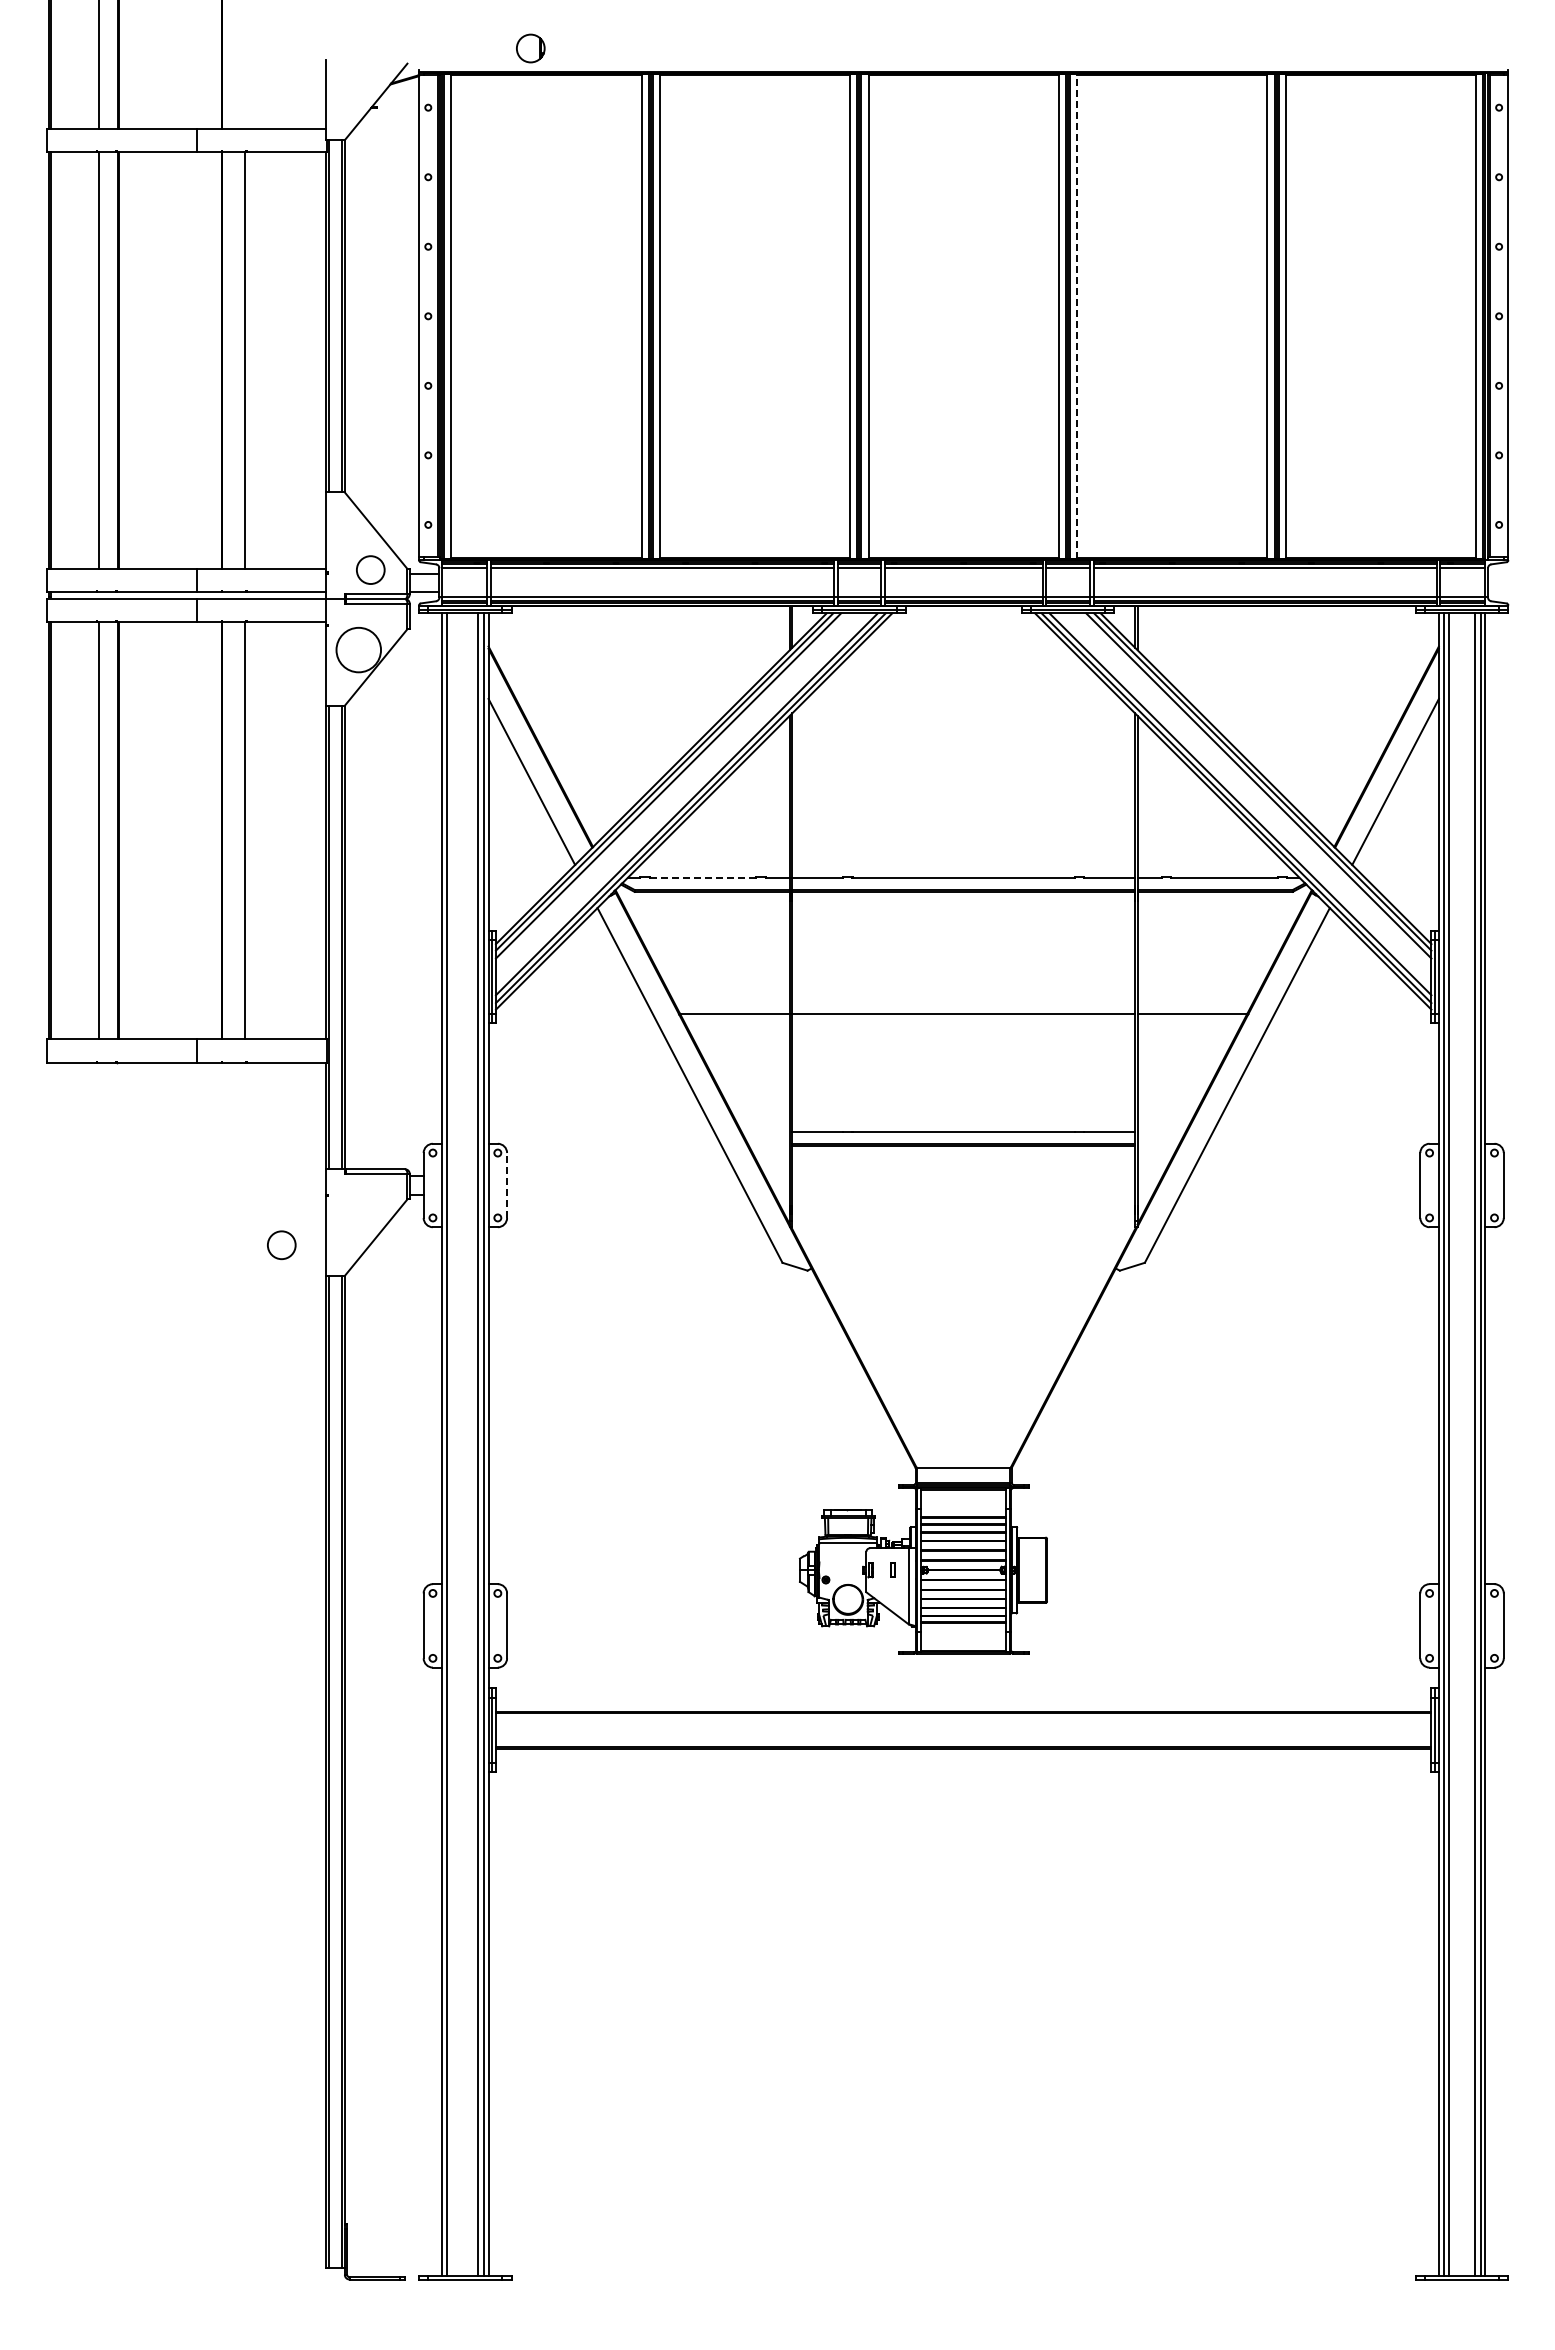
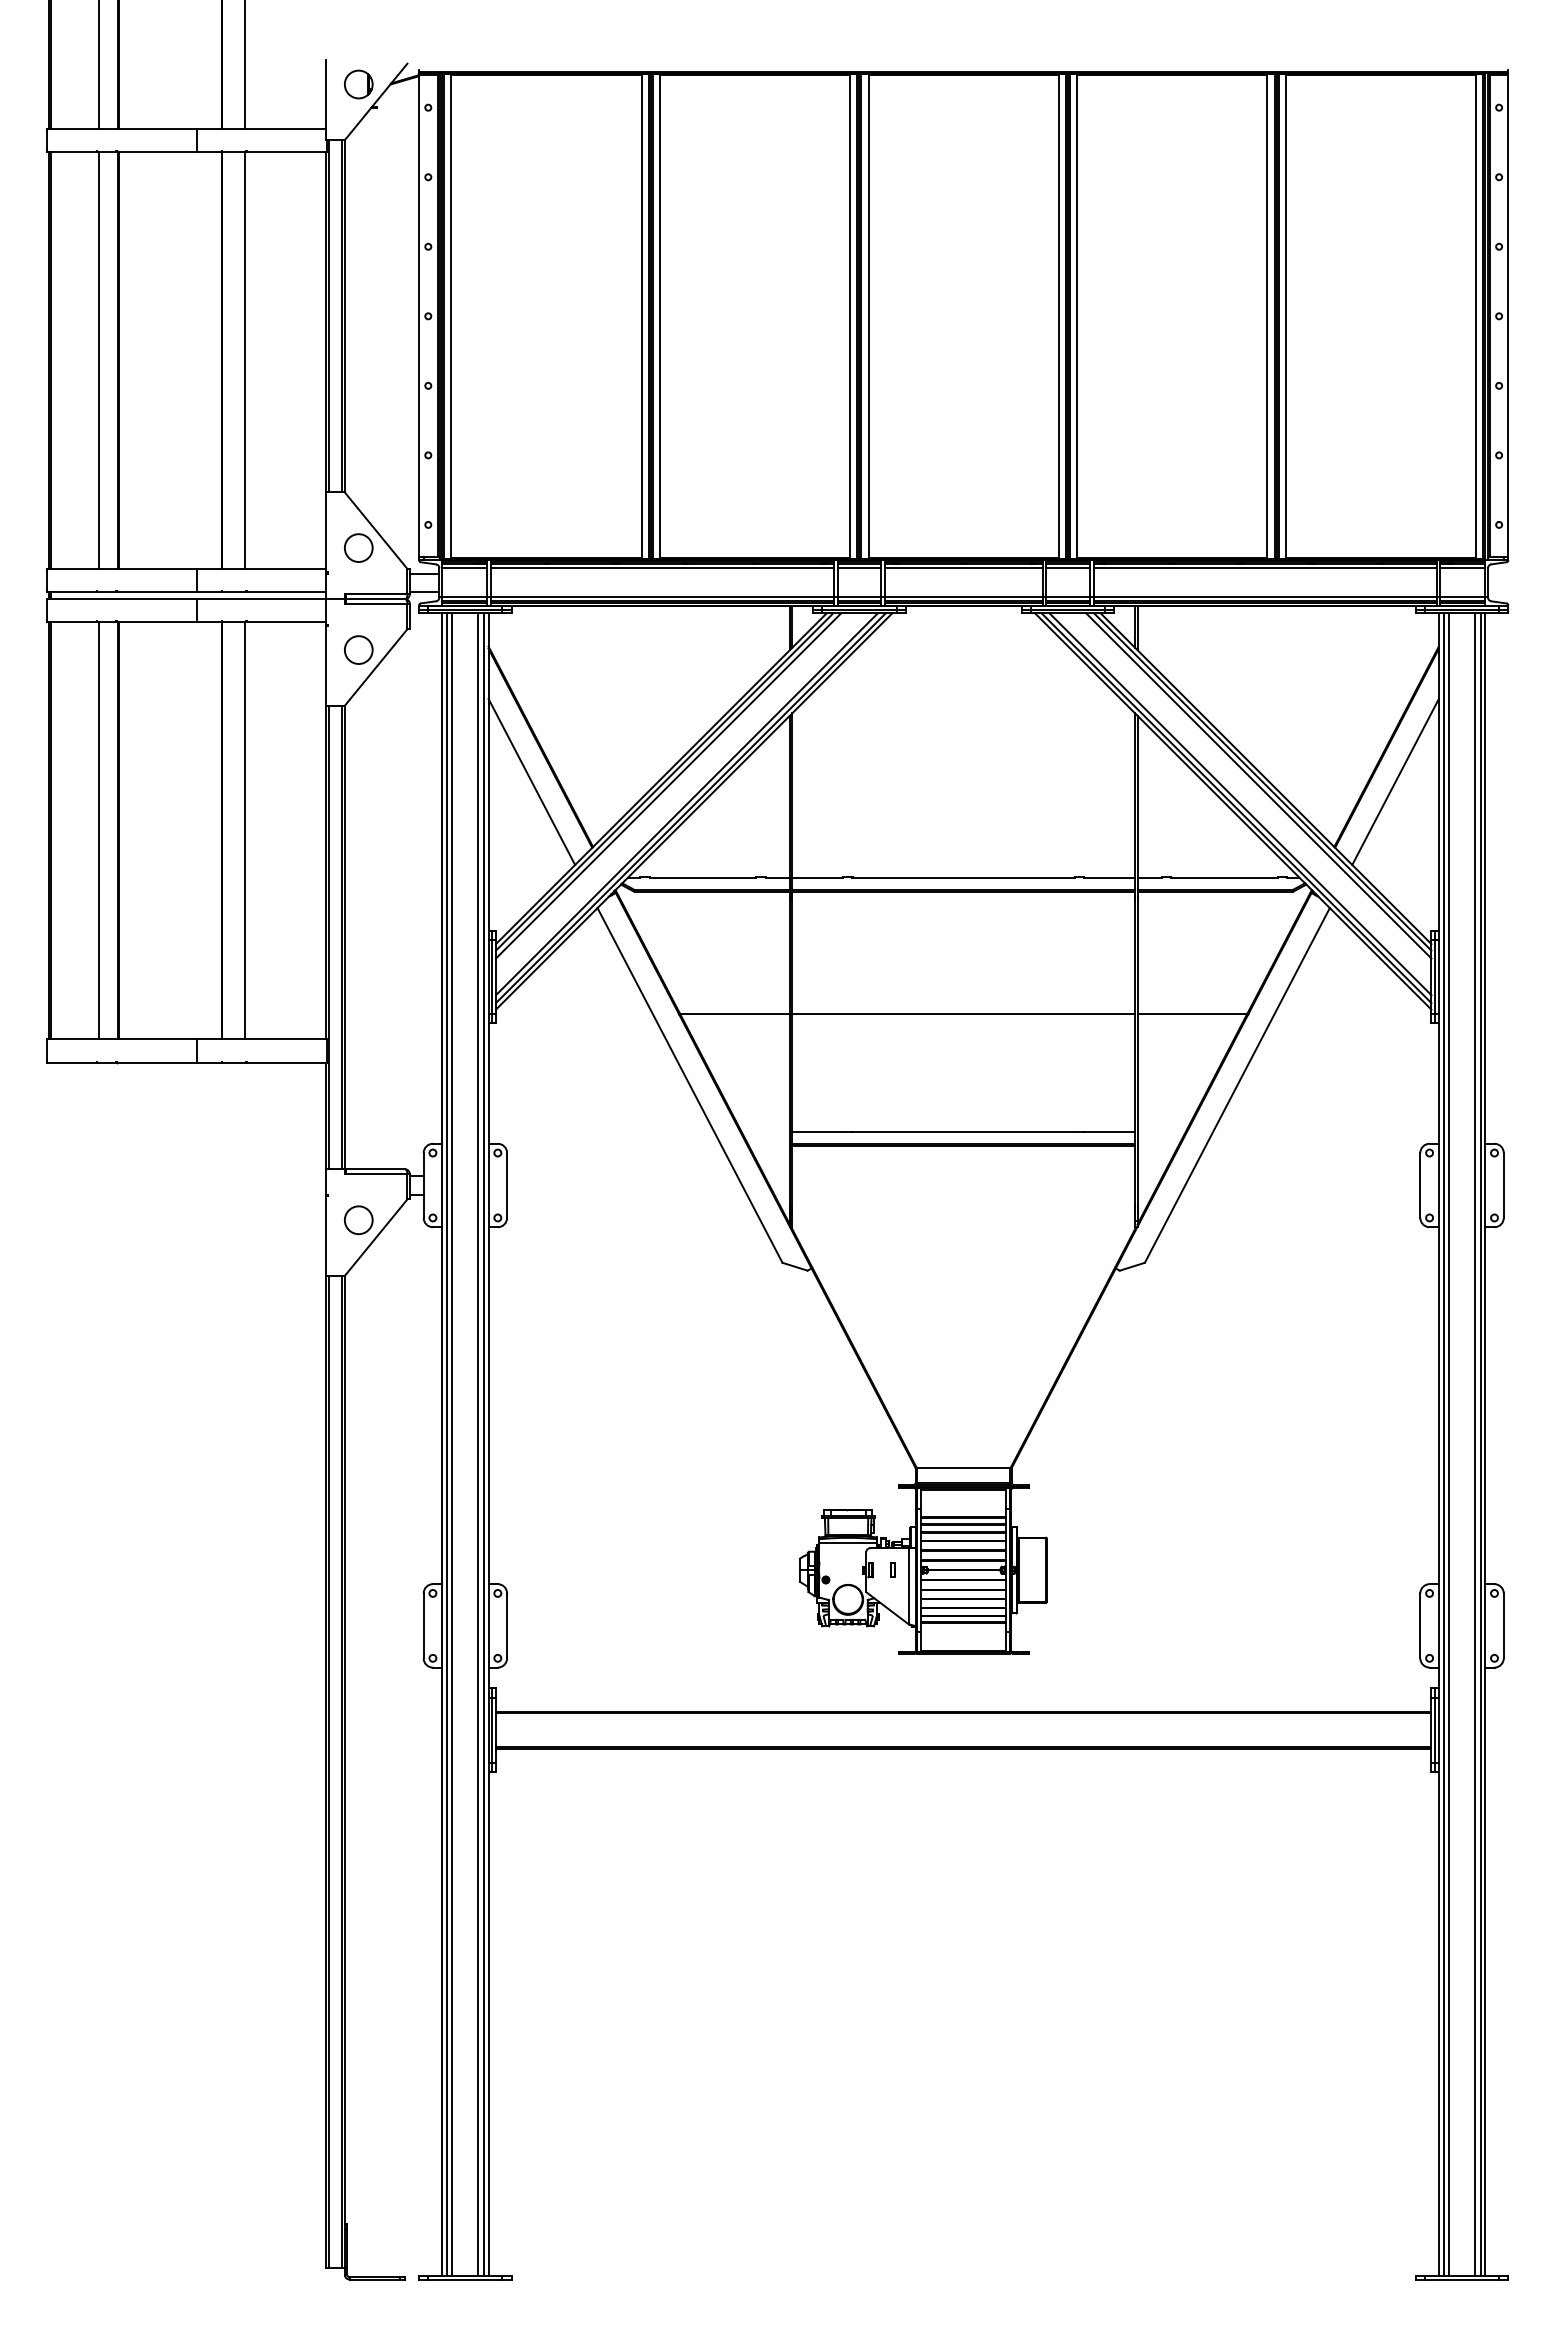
part position: (530, 48) -> (358, 84) (358, 84)
line: none -> present (245, 65)
line: dashed -> solid (1077, 315)
circle position: (370, 569) -> (358, 547) (358, 547)
circle diameter: 45 px -> 28 px (358, 649)
line: dashed -> solid (702, 877)
line: dashed -> solid (507, 1185)
circle position: (281, 1245) -> (358, 1220) (358, 1220)
line: none -> present (452, 1444)
